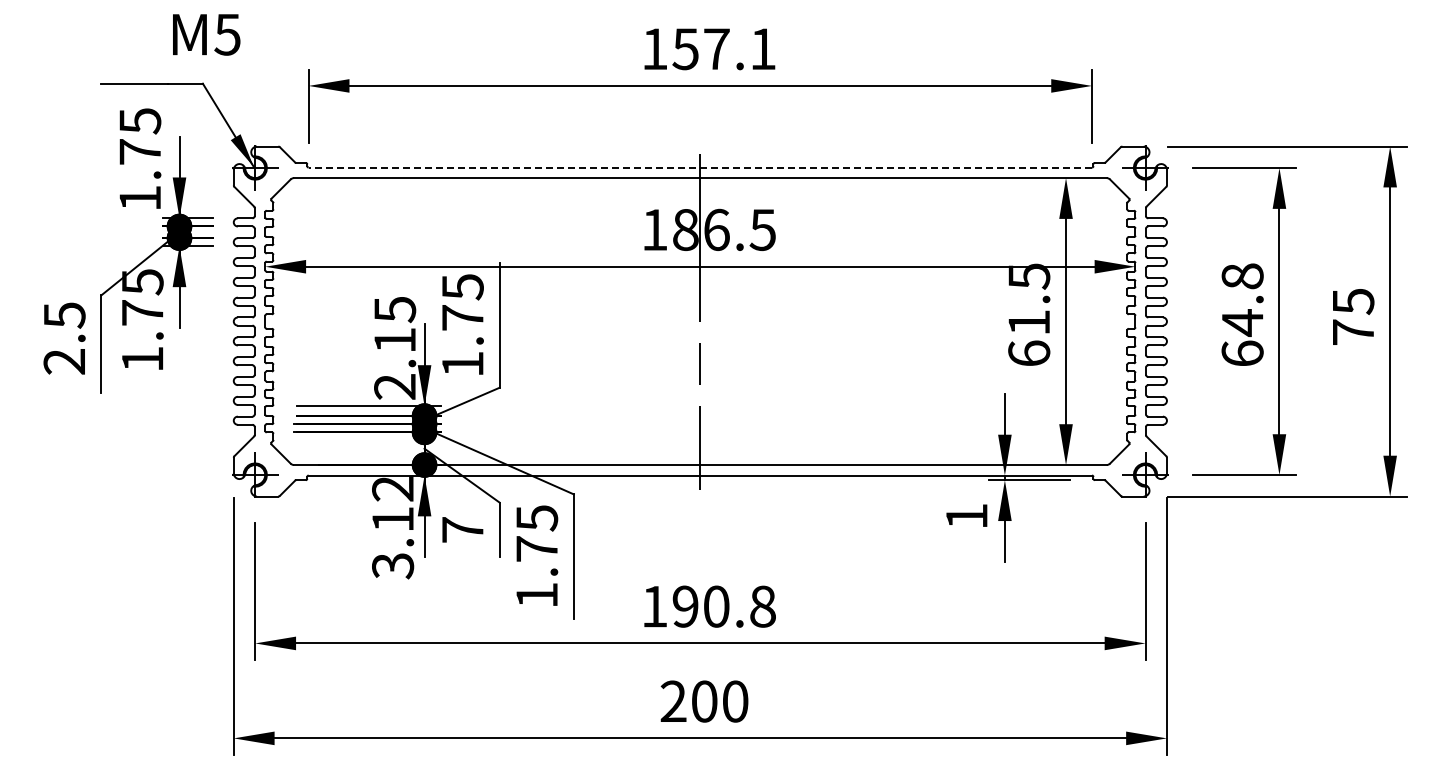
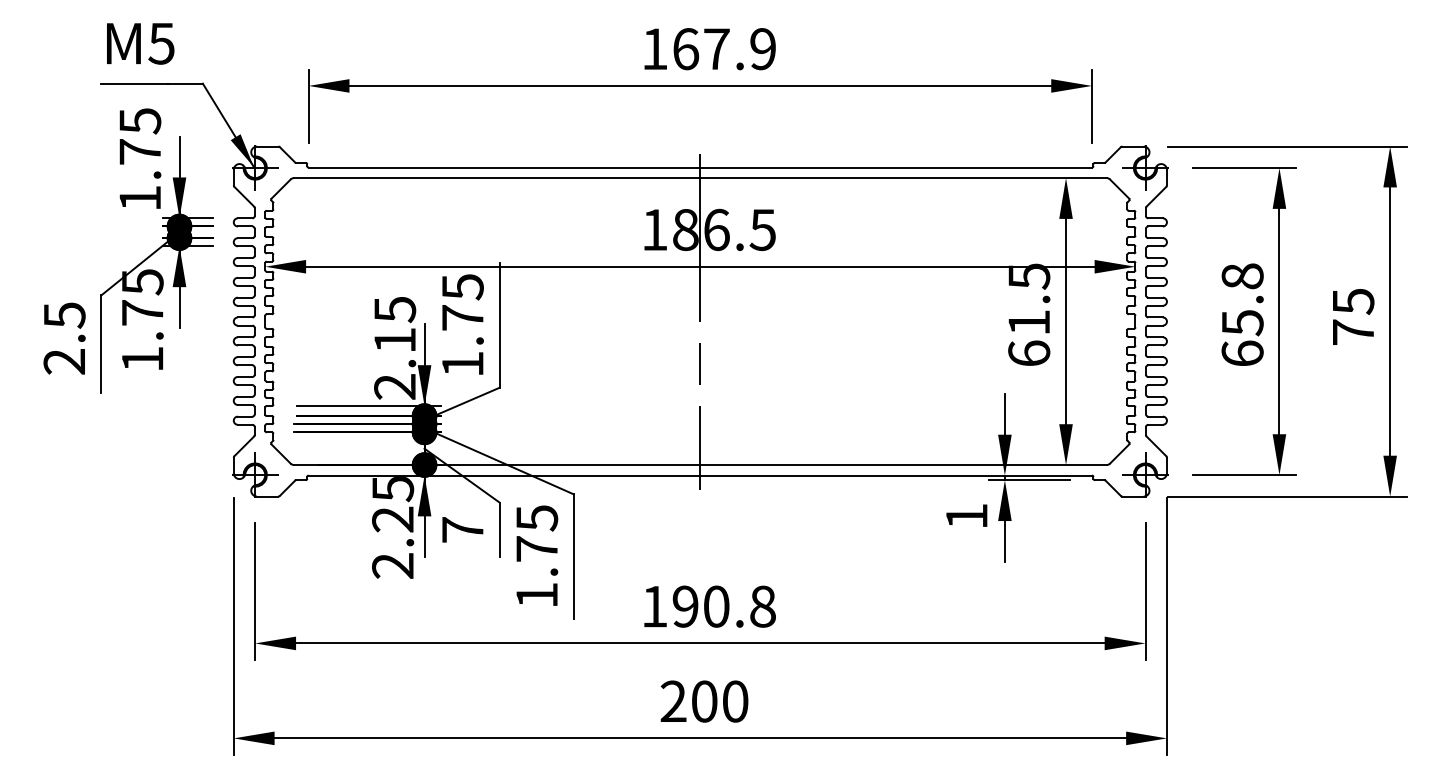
text position: (206, 34) -> (140, 43) (140, 43)
text: 157.1 -> 167.9 (723, 49)
line: dashed -> solid (700, 167)
text: 64.8 -> 65.8 (1242, 322)
text: 3.12 -> 2.25 (393, 528)
